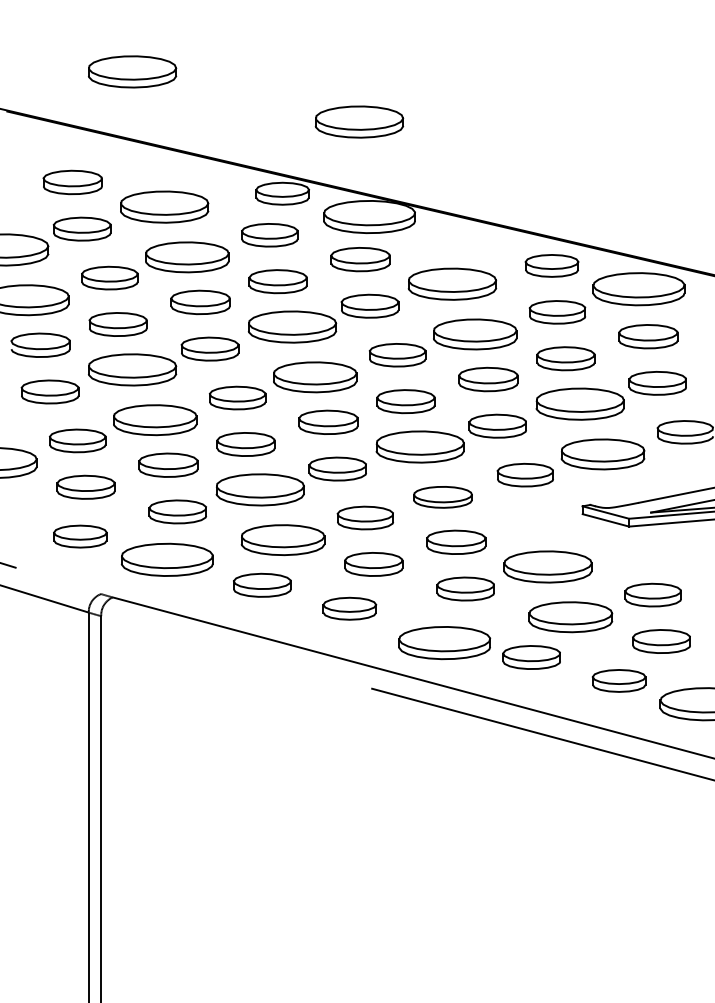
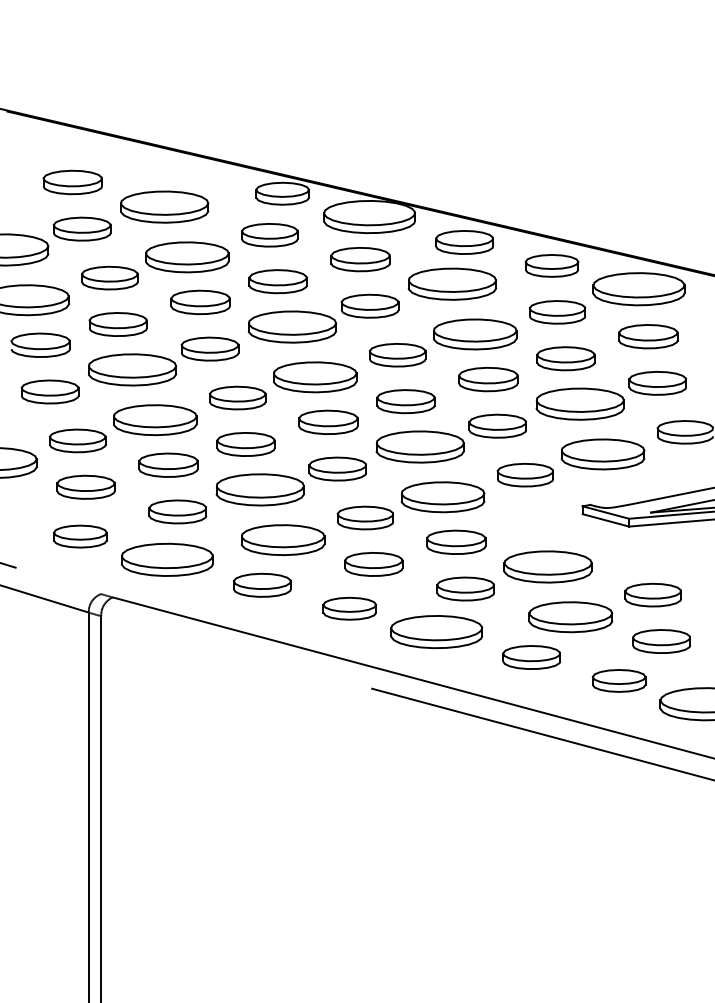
part: present -> none (132, 71)
part: present -> none (359, 121)
part: none -> present (464, 242)
part size: 60x23 px -> 86x33 px (442, 497)
part position: (444, 643) -> (436, 632) (436, 632)
